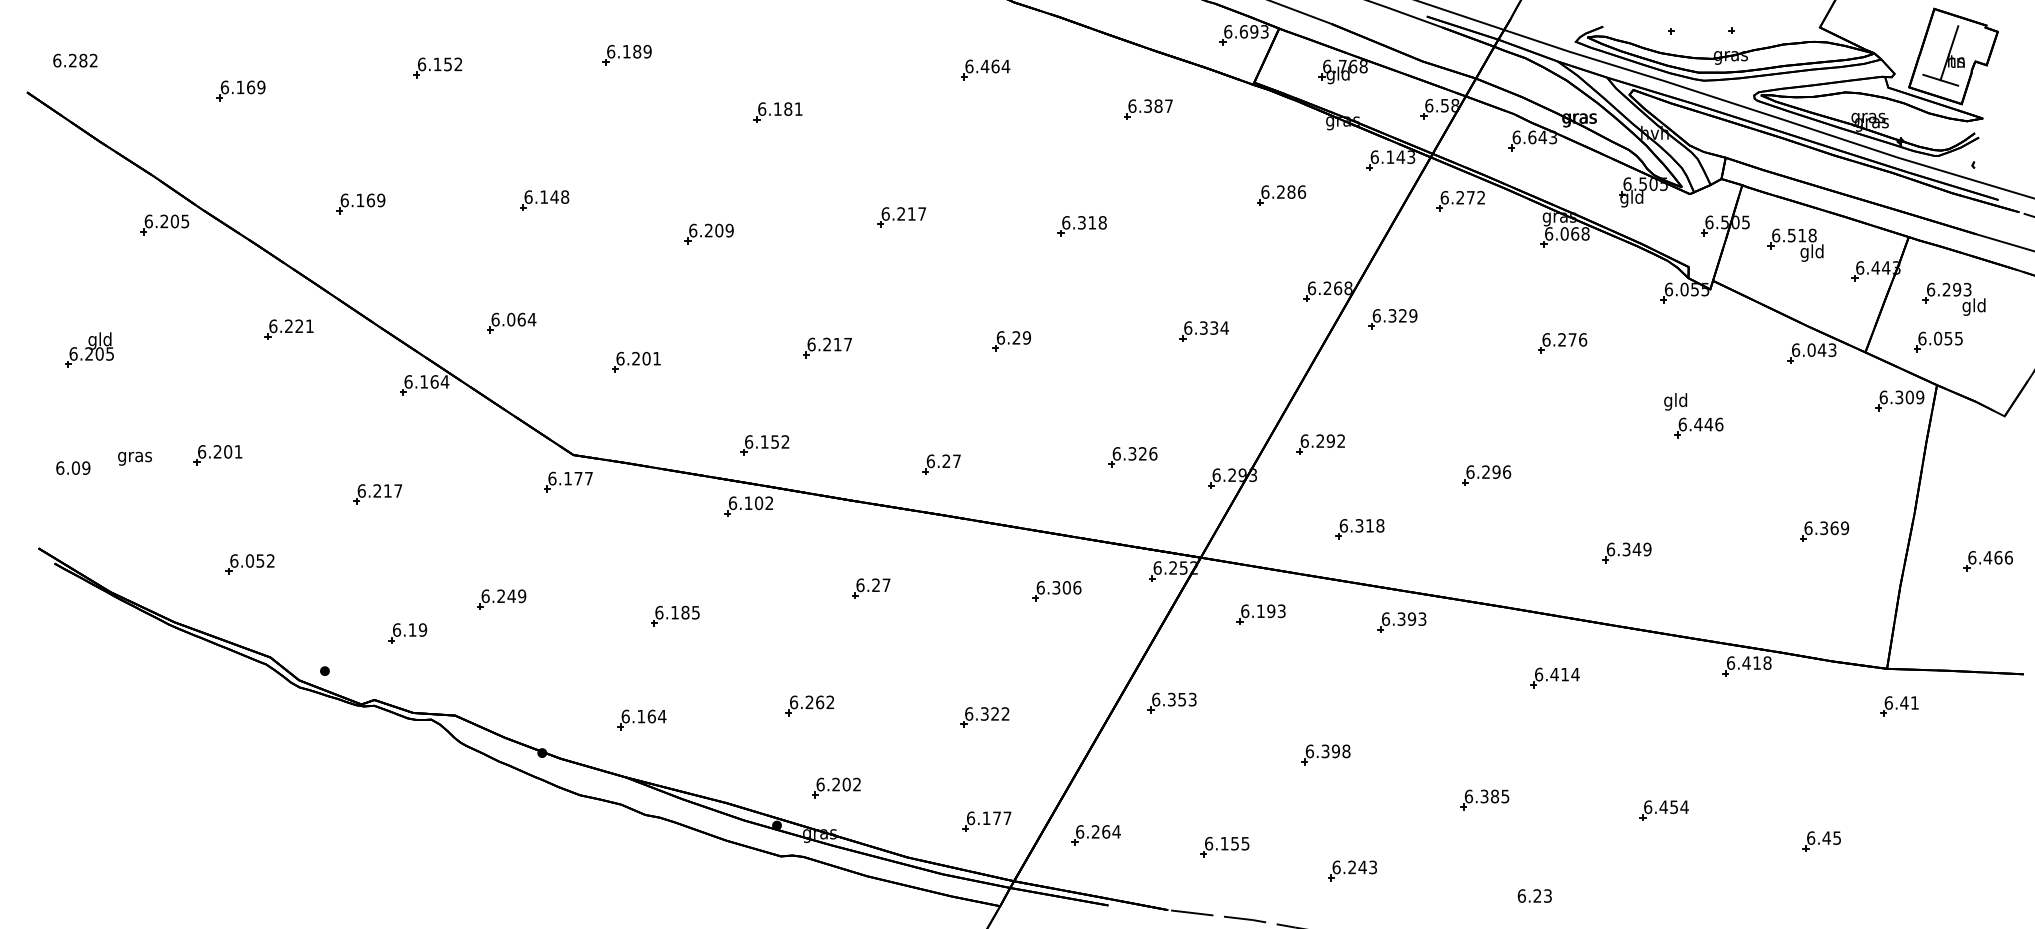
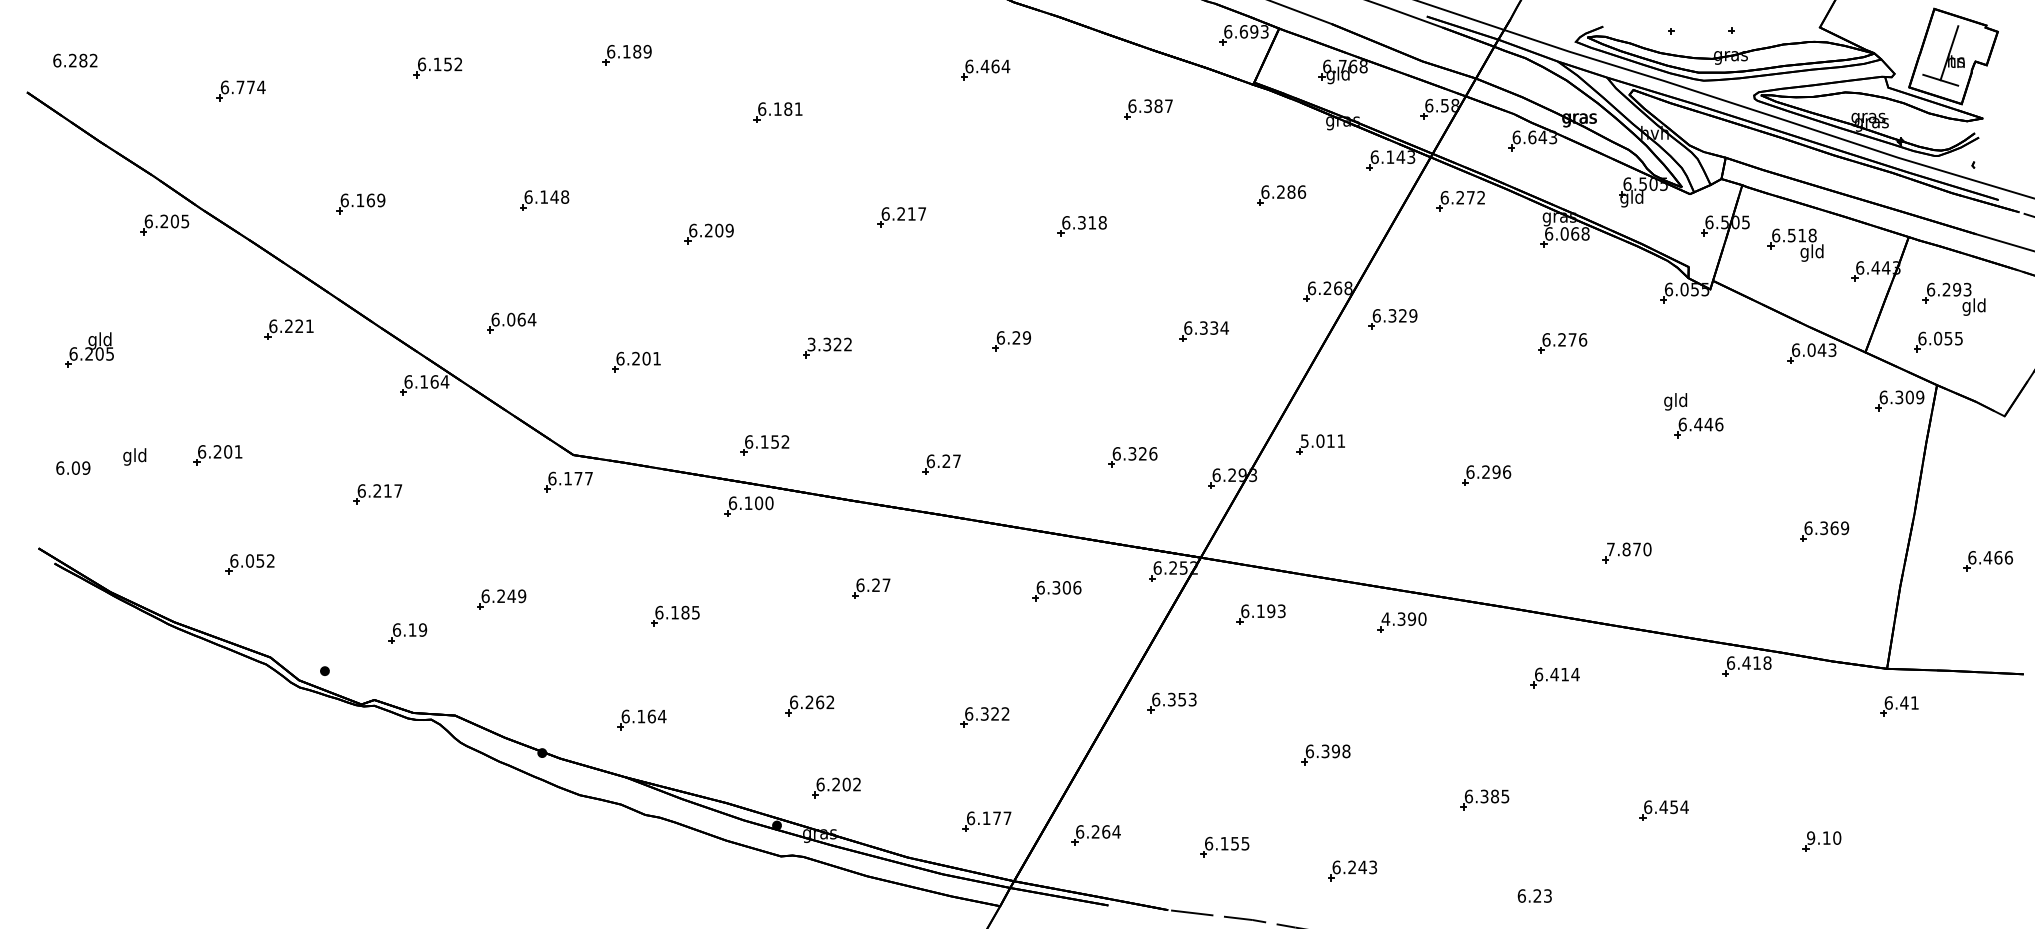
text: 6.169 -> 6.774 (250, 87)
text: 6.217 -> 3.322 (829, 344)
text: 6.292 -> 5.011 (1322, 440)
text: gras -> gld (134, 456)
text: 6.102 -> 6.100 (769, 503)
part: present -> none (1359, 529)
text: 6.349 -> 7.870 (1629, 549)
text: 6.393 -> 4.390 (1403, 618)
text: 6.45 -> 9.10 (1824, 837)
